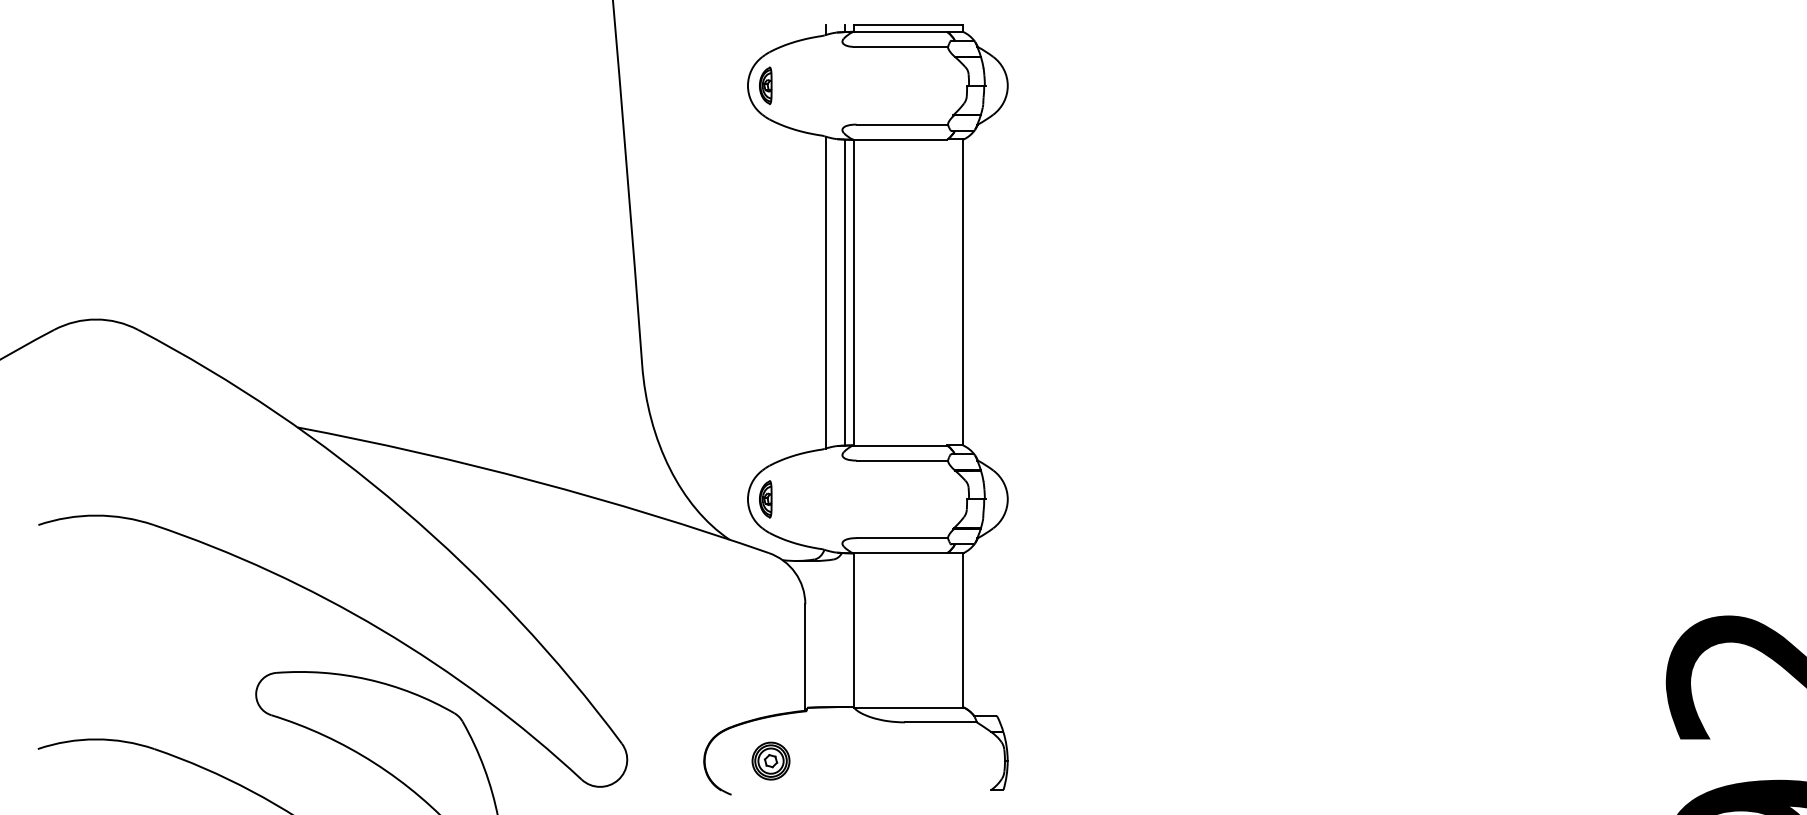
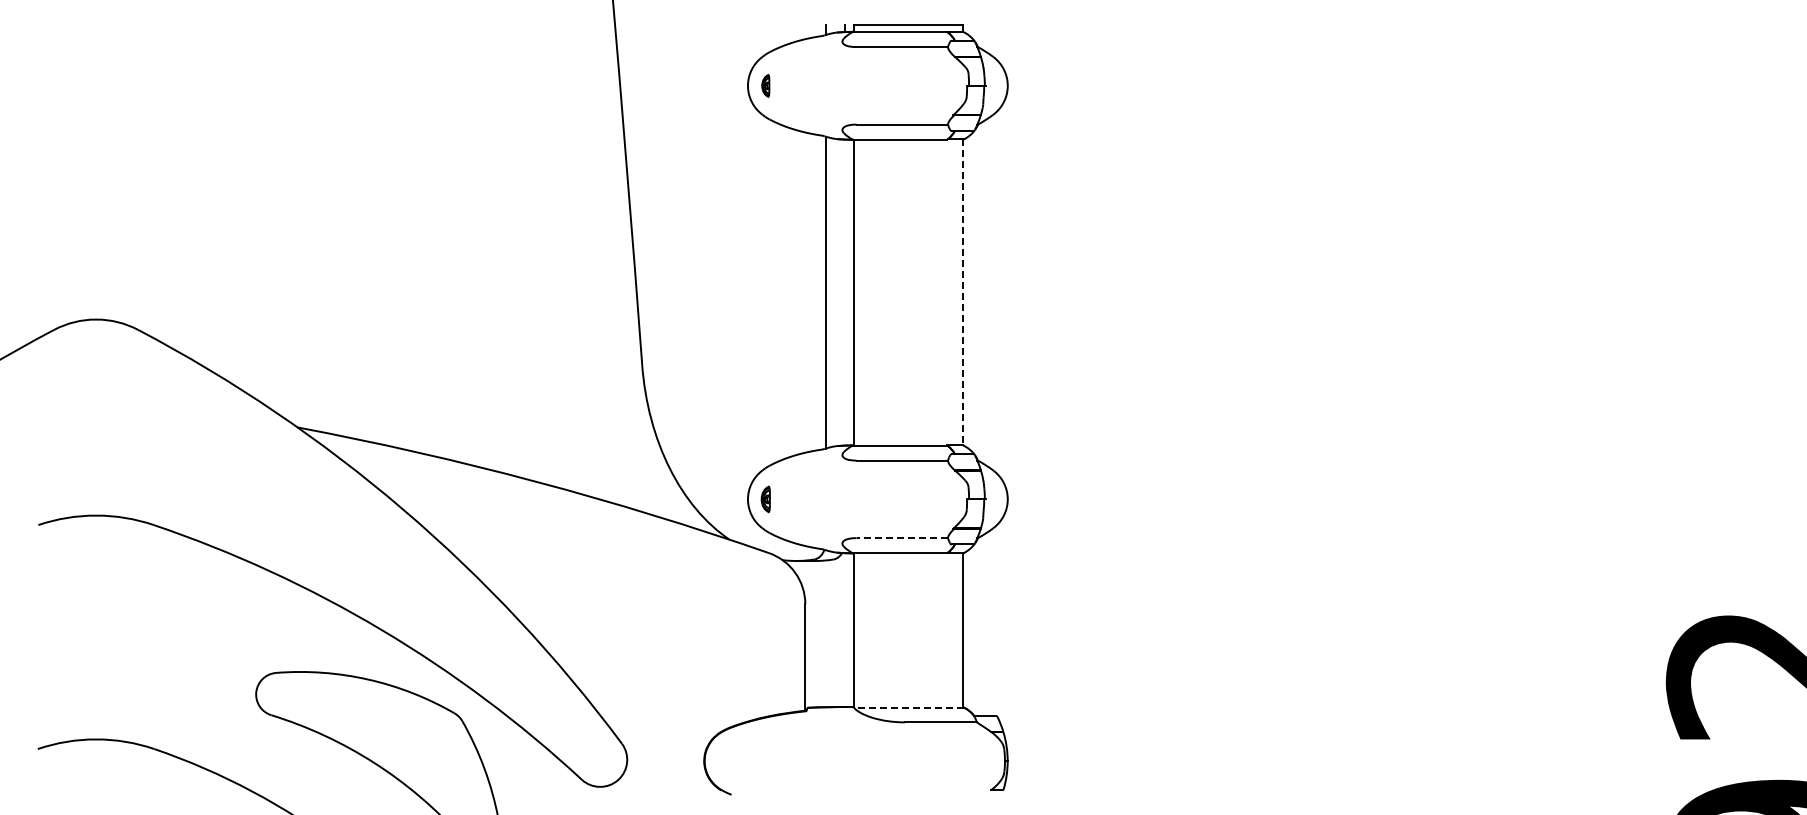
part size: 14x40 px -> 10x24 px (765, 85)
line: present -> none (845, 292)
line: solid -> dashed (962, 292)
part size: 14x39 px -> 11x29 px (765, 499)
line: solid -> dashed (902, 538)
line: solid -> dashed (908, 707)
part: present -> none (770, 760)
